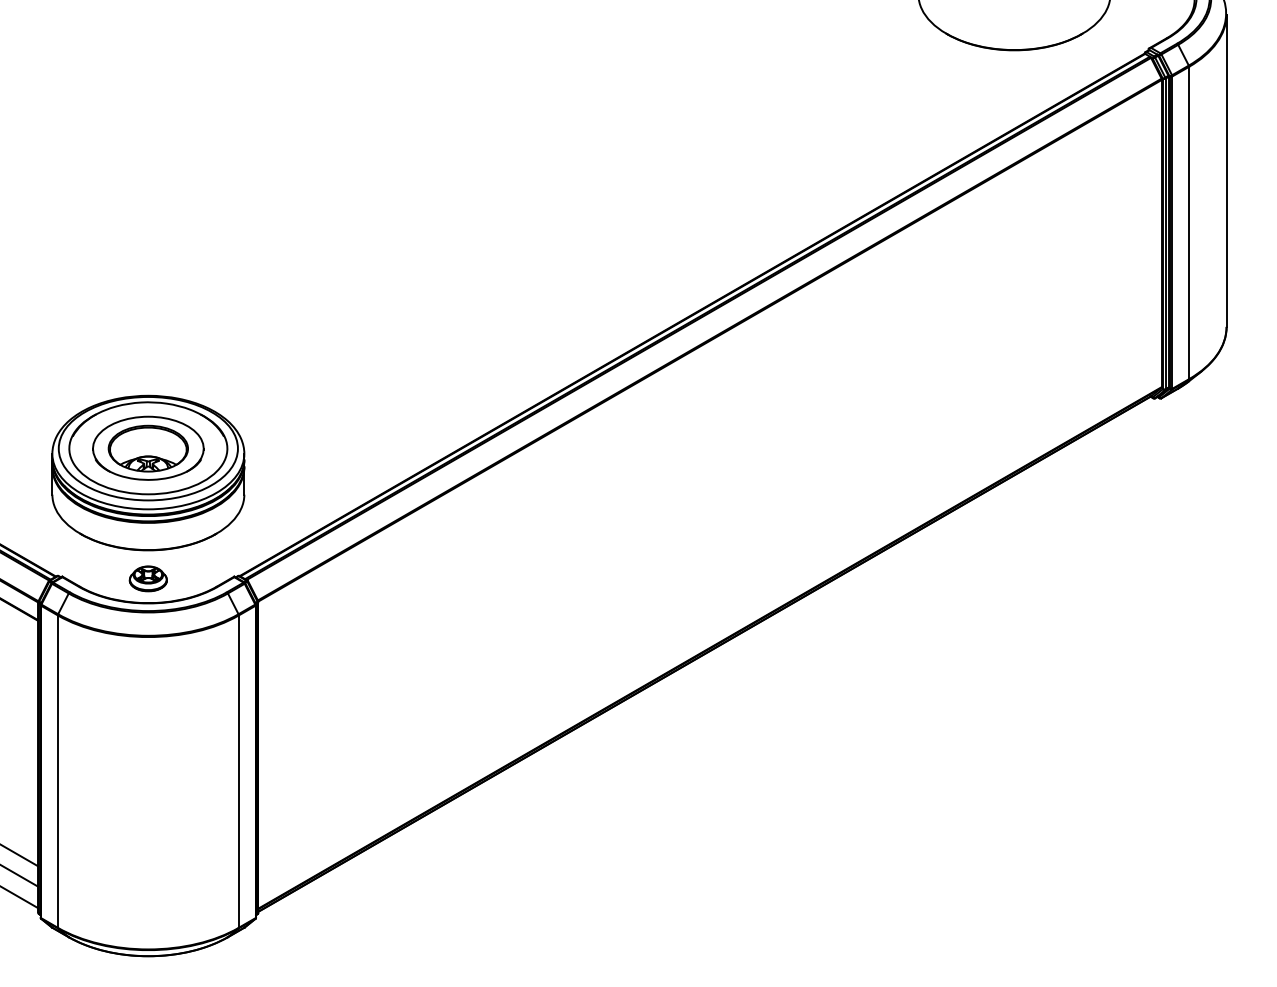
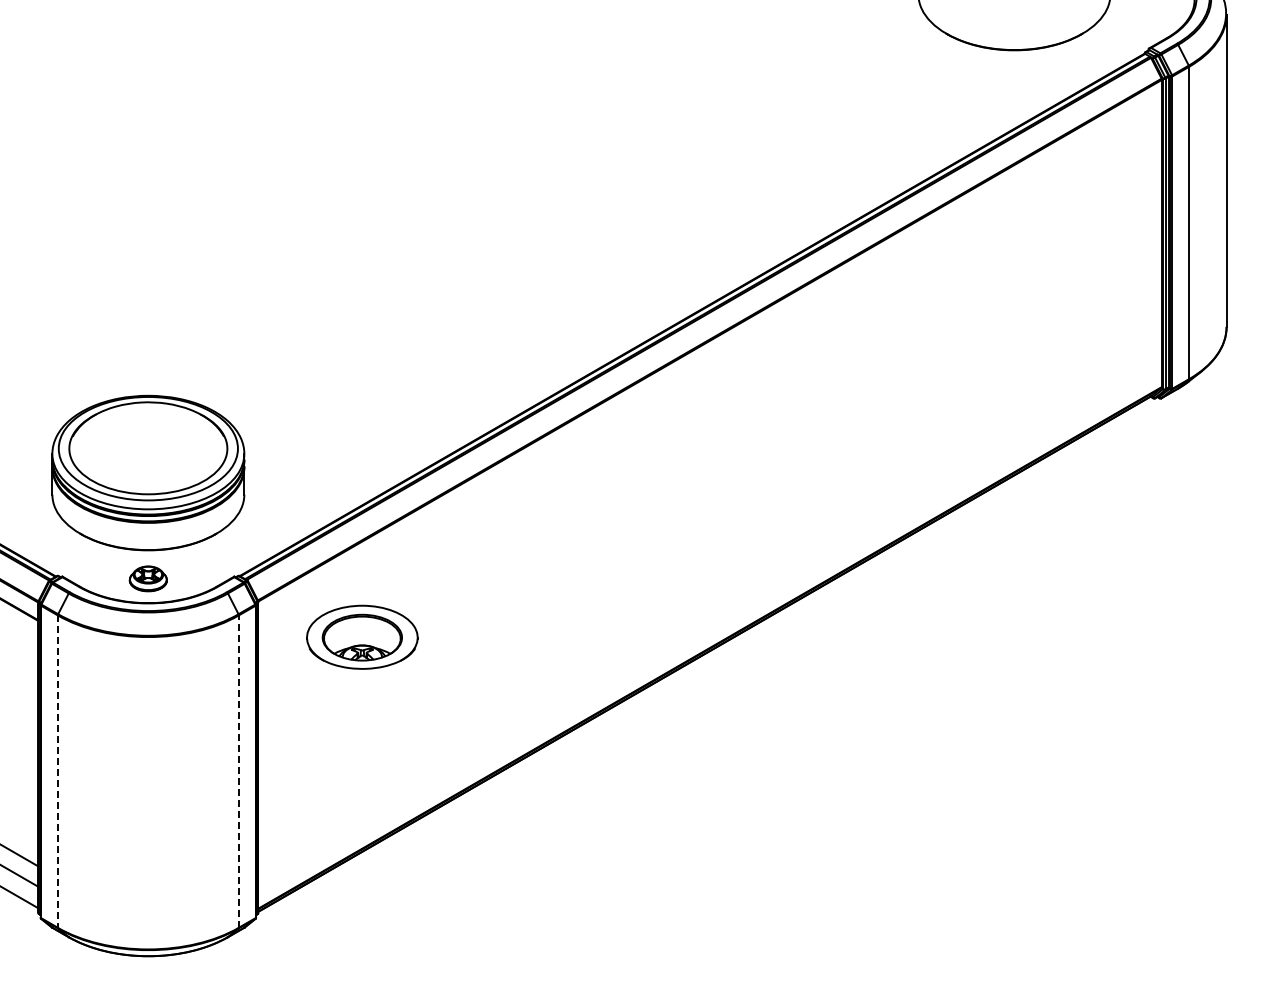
part position: (148, 447) -> (362, 636) (362, 636)
line: solid -> dashed (238, 771)
line: solid -> dashed (57, 772)
